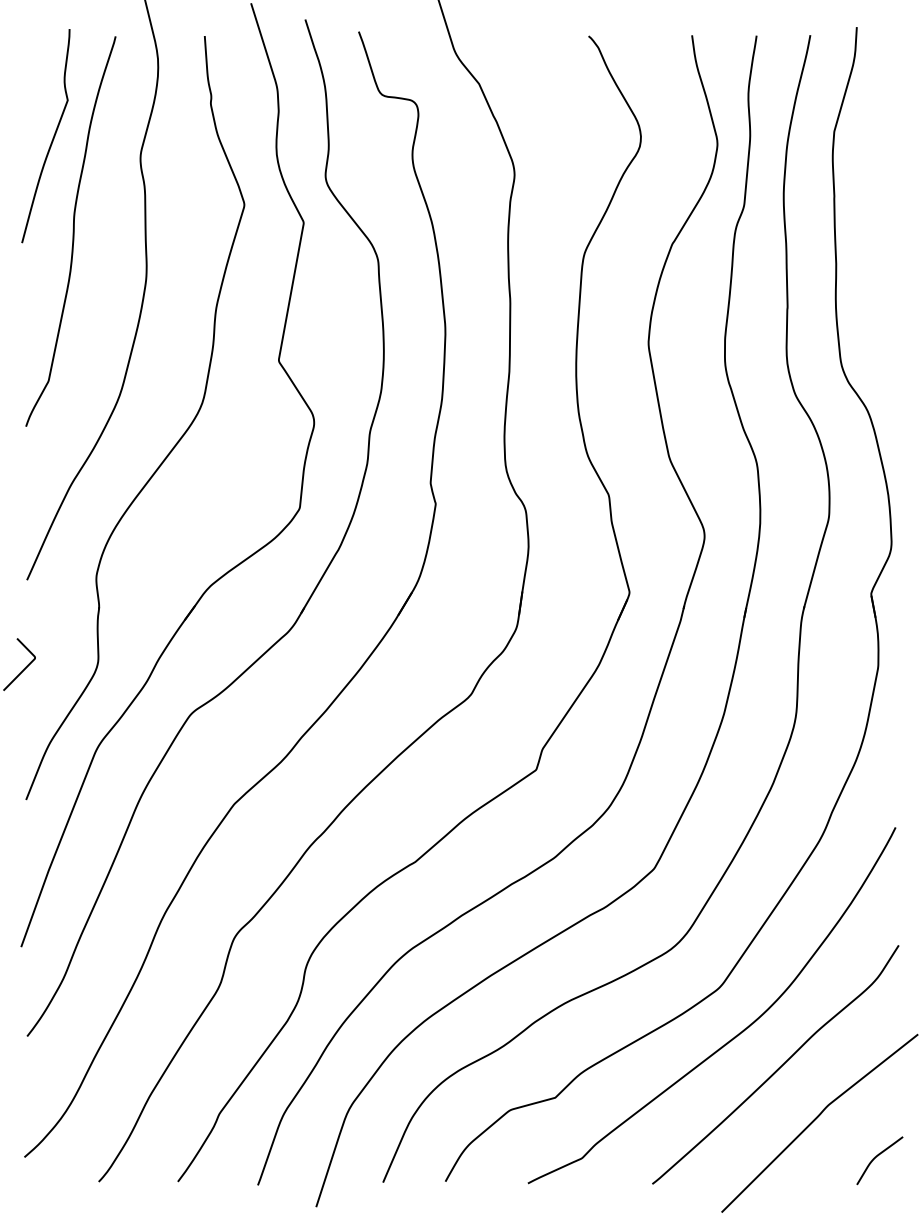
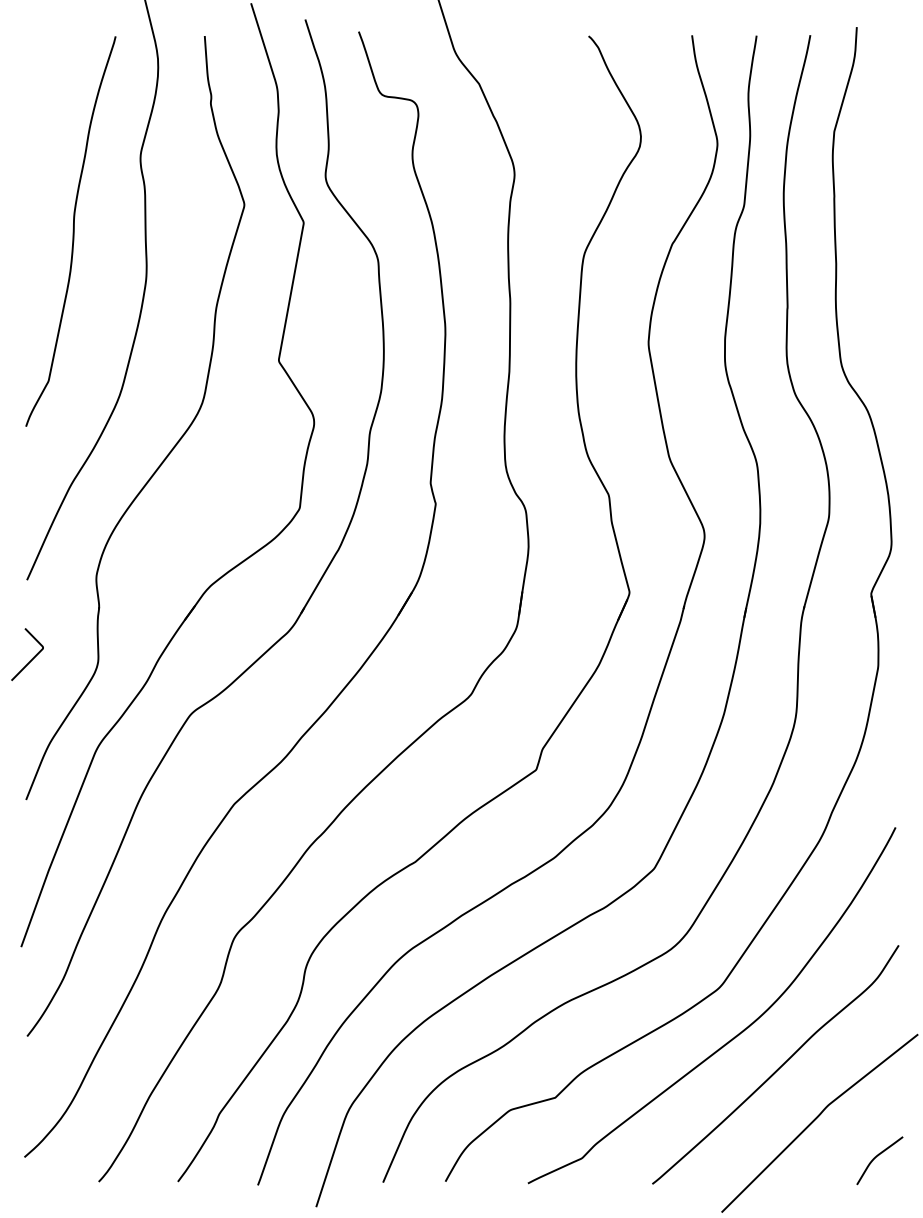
curve: present -> none (51, 140)
curve position: (25, 666) -> (33, 656) (33, 656)
